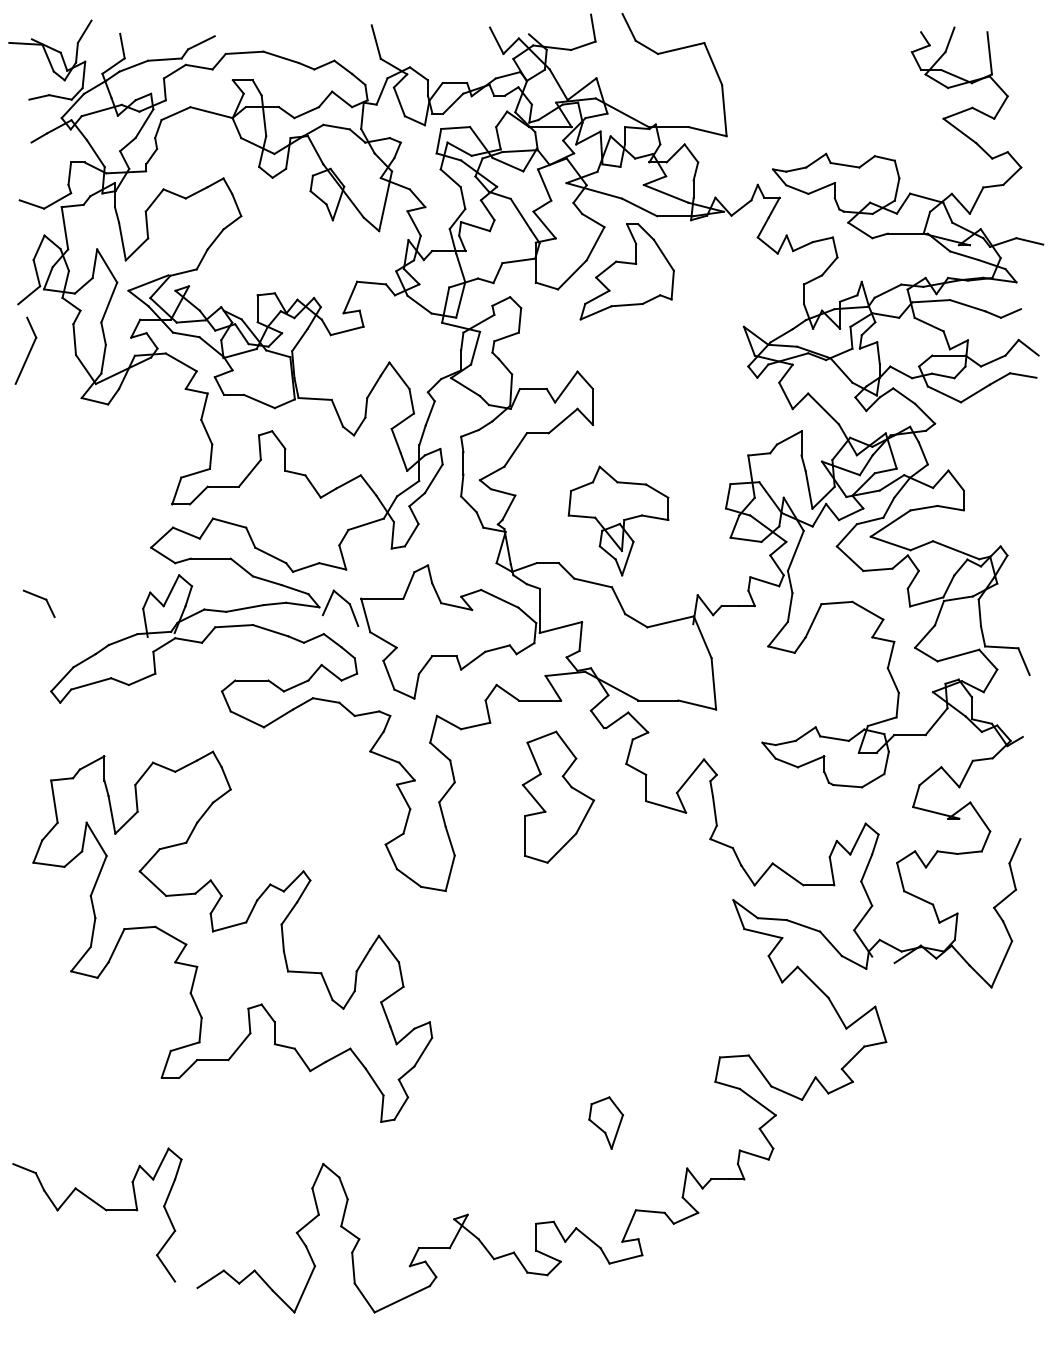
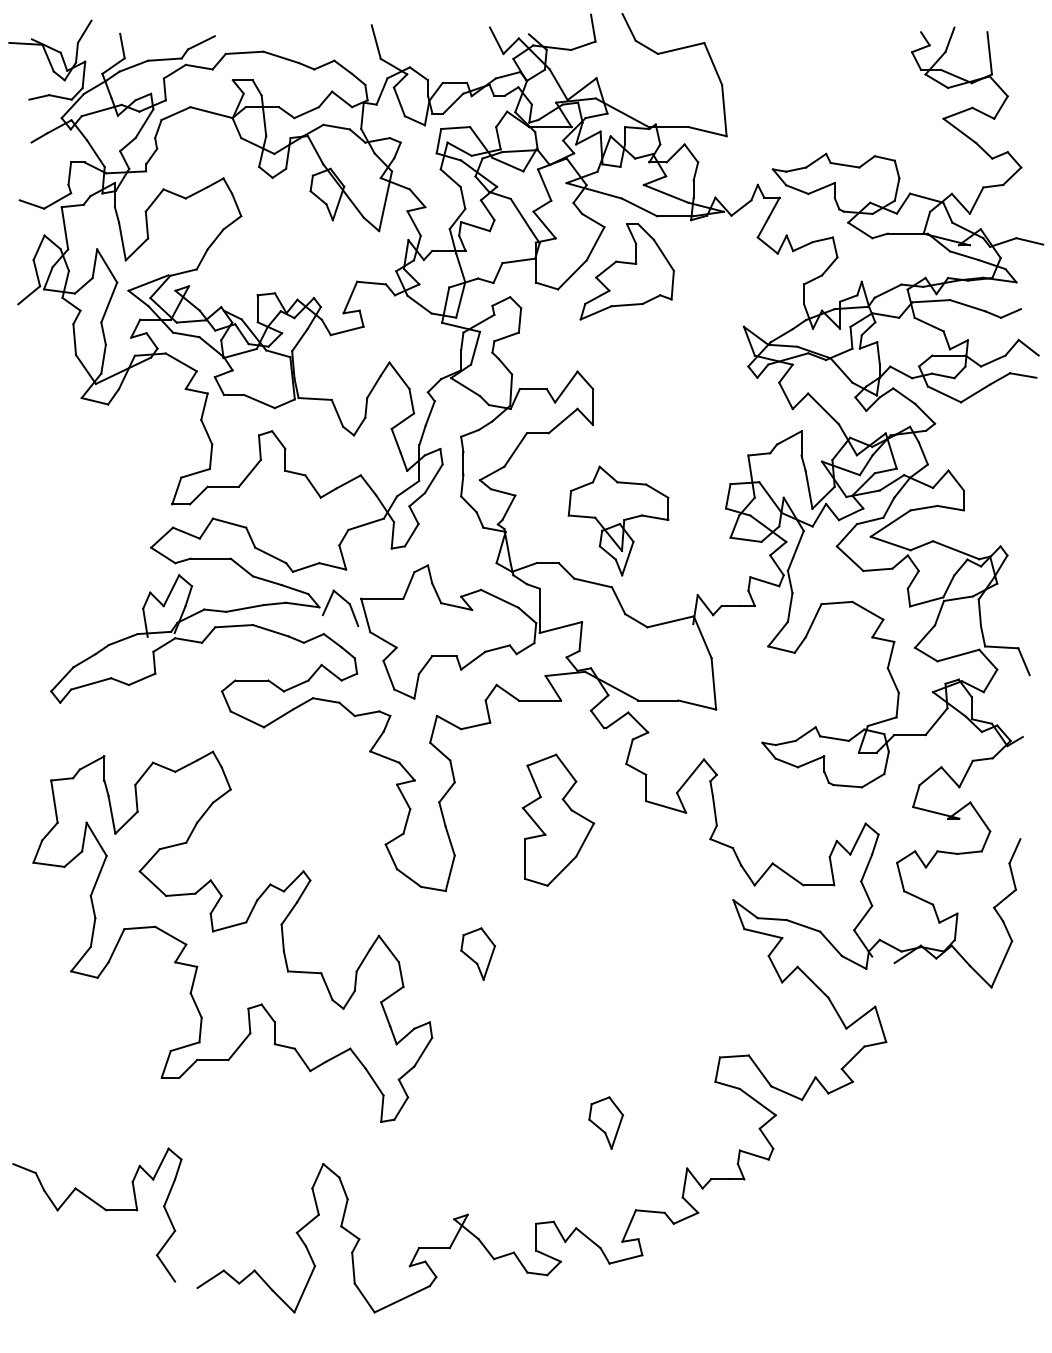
part: present -> none (25, 350)
part: present -> none (38, 603)
part position: (558, 796) -> (558, 819) (558, 819)
part: none -> present (477, 953)
